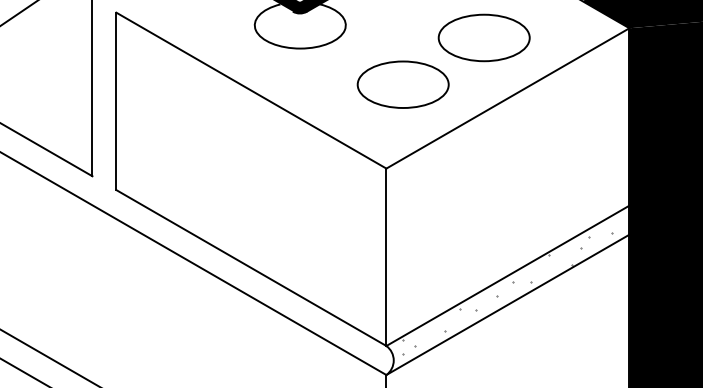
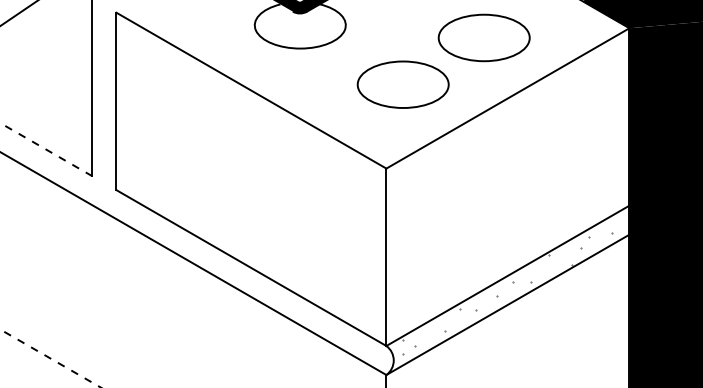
line: solid -> dashed (46, 149)
line: solid -> dashed (50, 358)
line: present -> none (24, 371)
